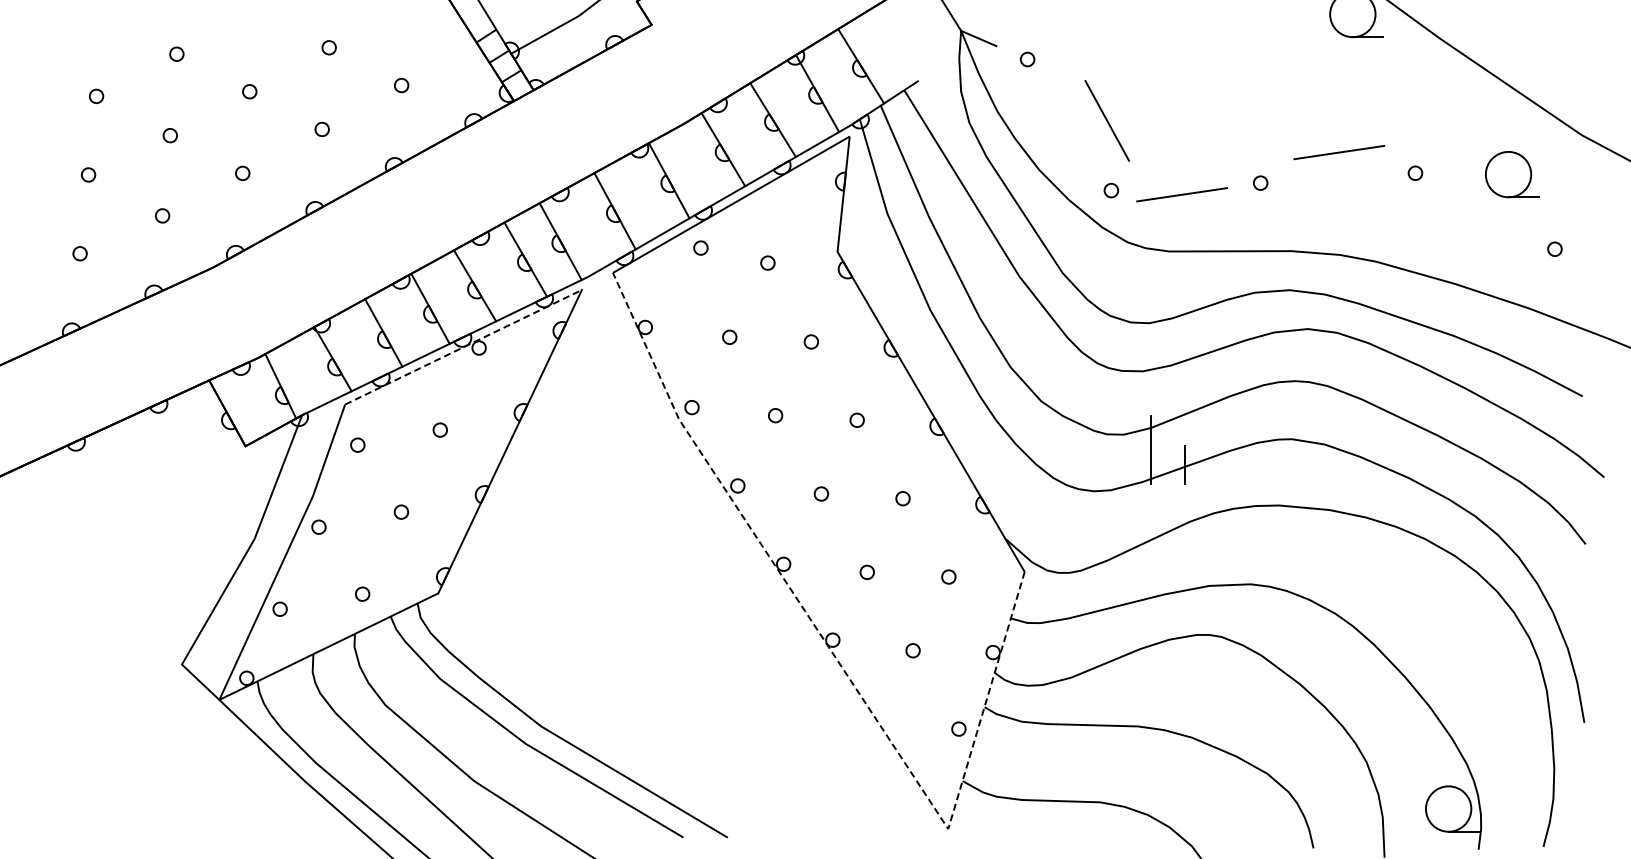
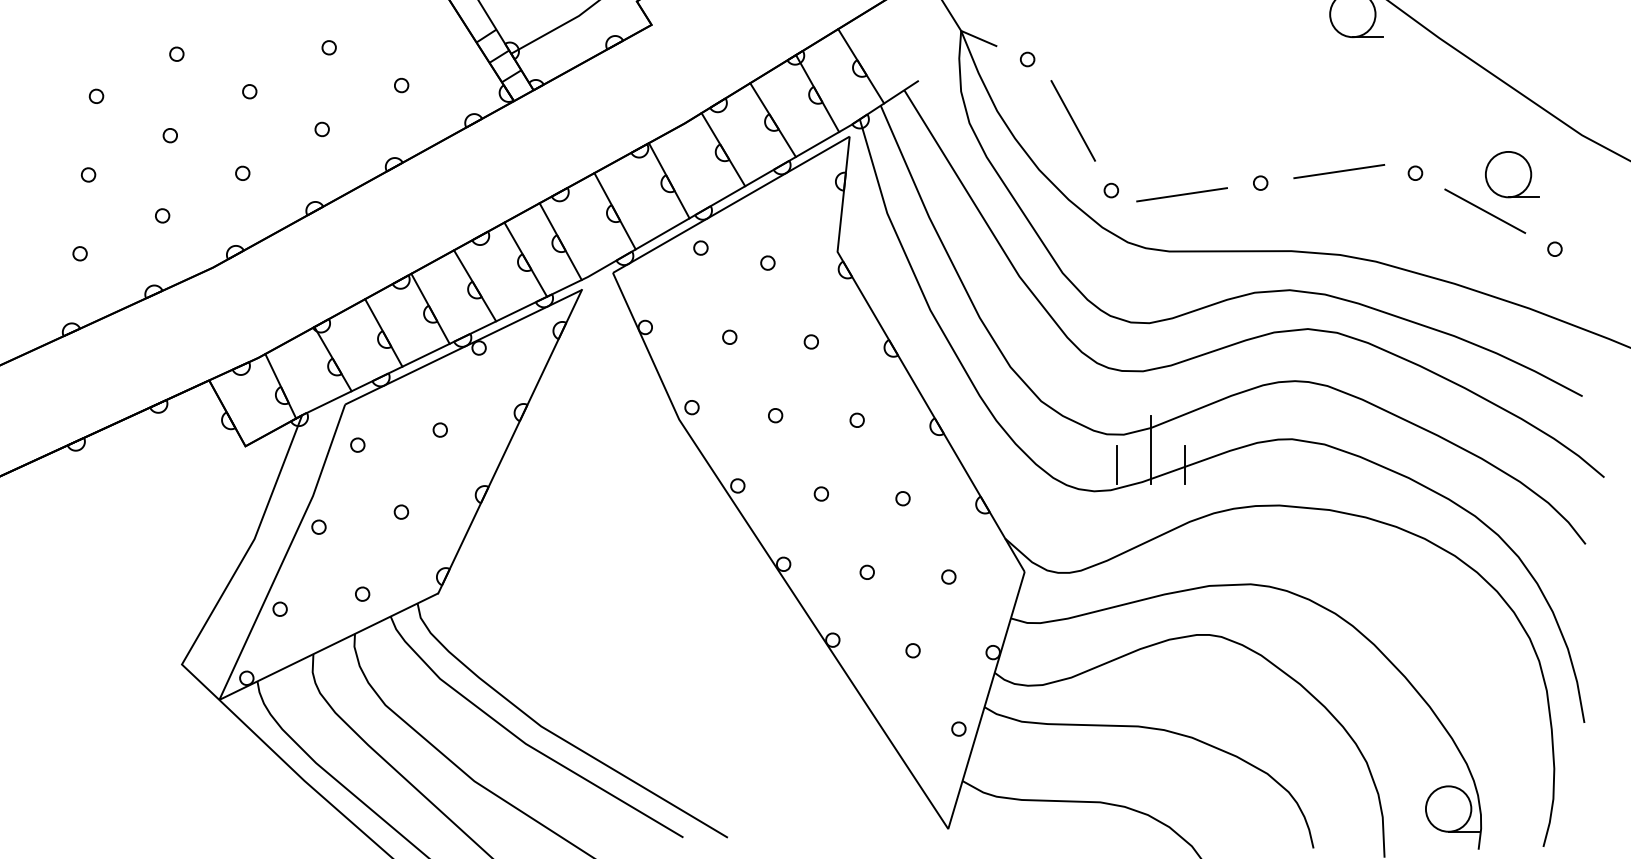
line position: (1106, 120) -> (1072, 120) (1072, 120)
line position: (1339, 152) -> (1339, 171) (1339, 171)
line: none -> present (1485, 210)
line: dashed -> solid (463, 347)
line: none -> present (1116, 464)
line: dashed -> solid (843, 669)
